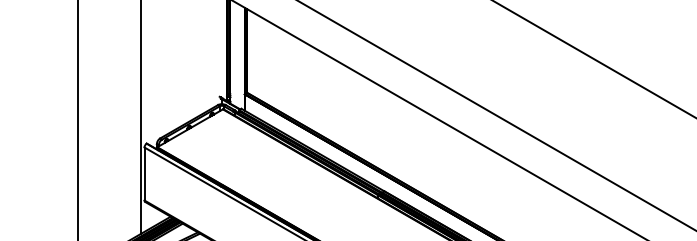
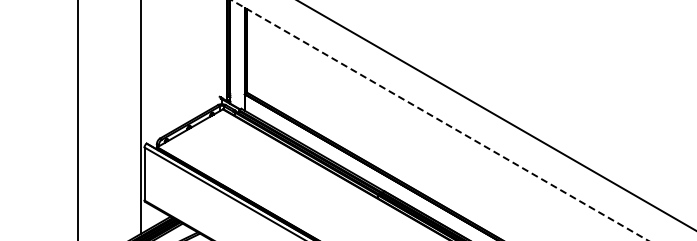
line: present -> none (594, 59)
line: solid -> dashed (440, 120)
